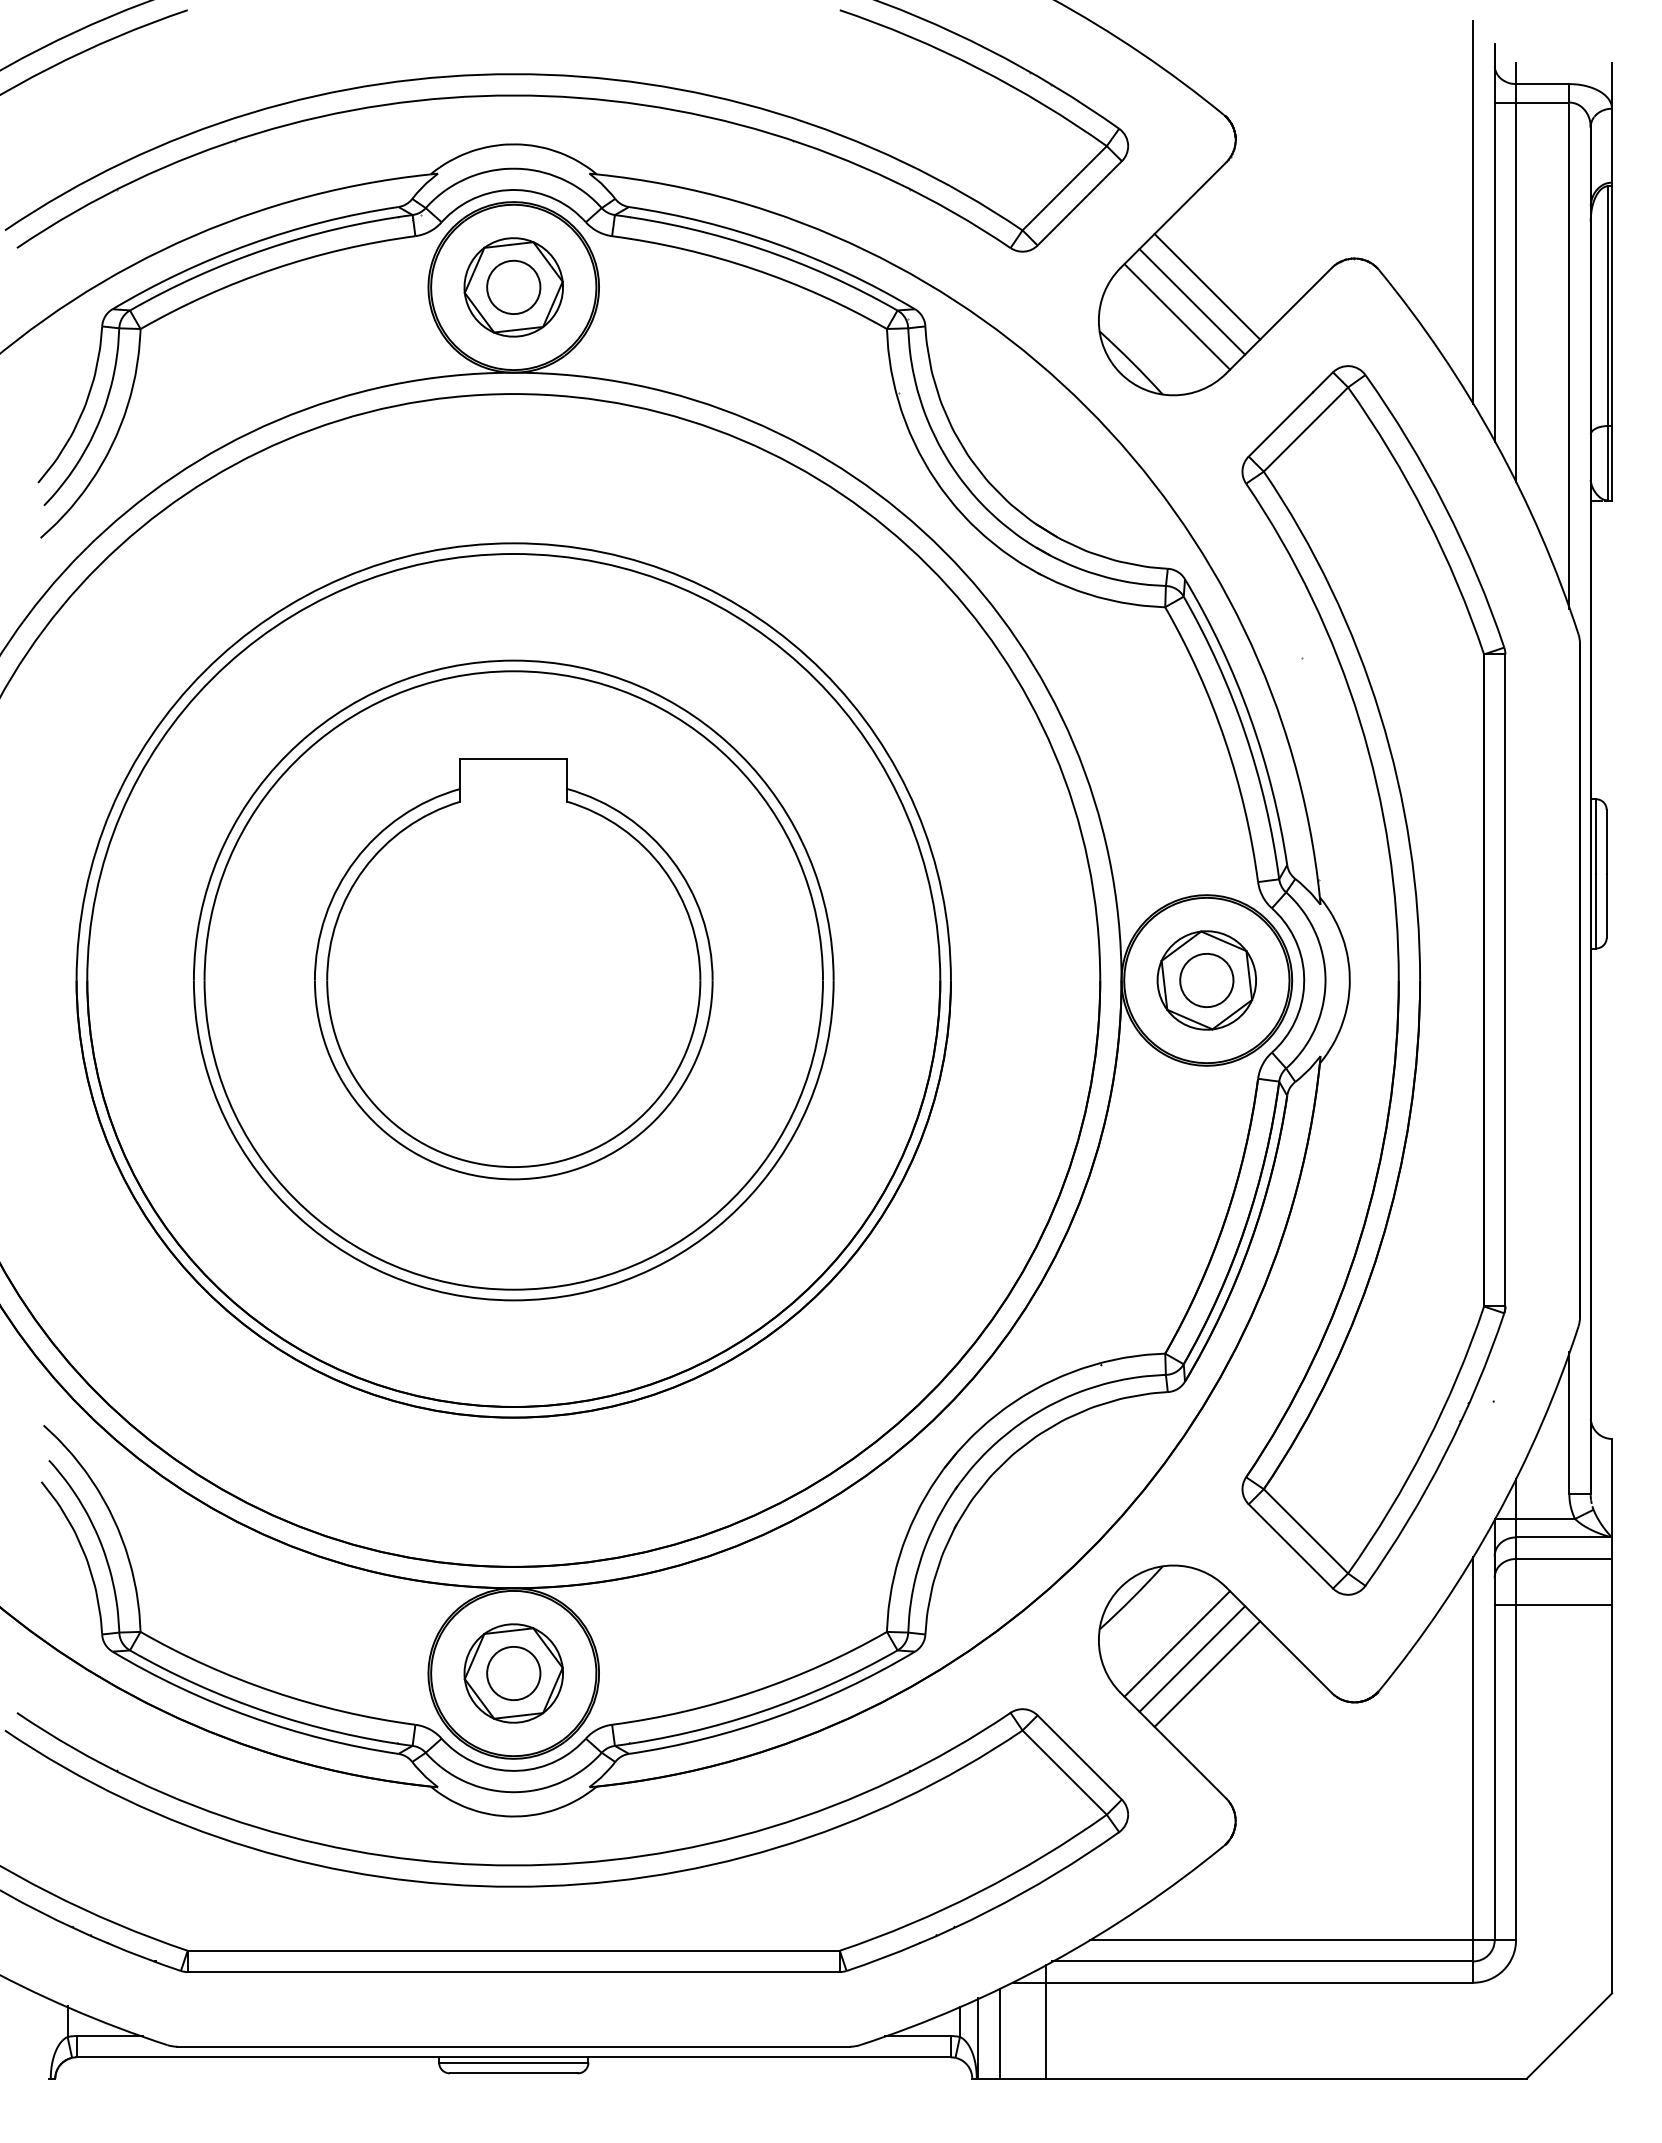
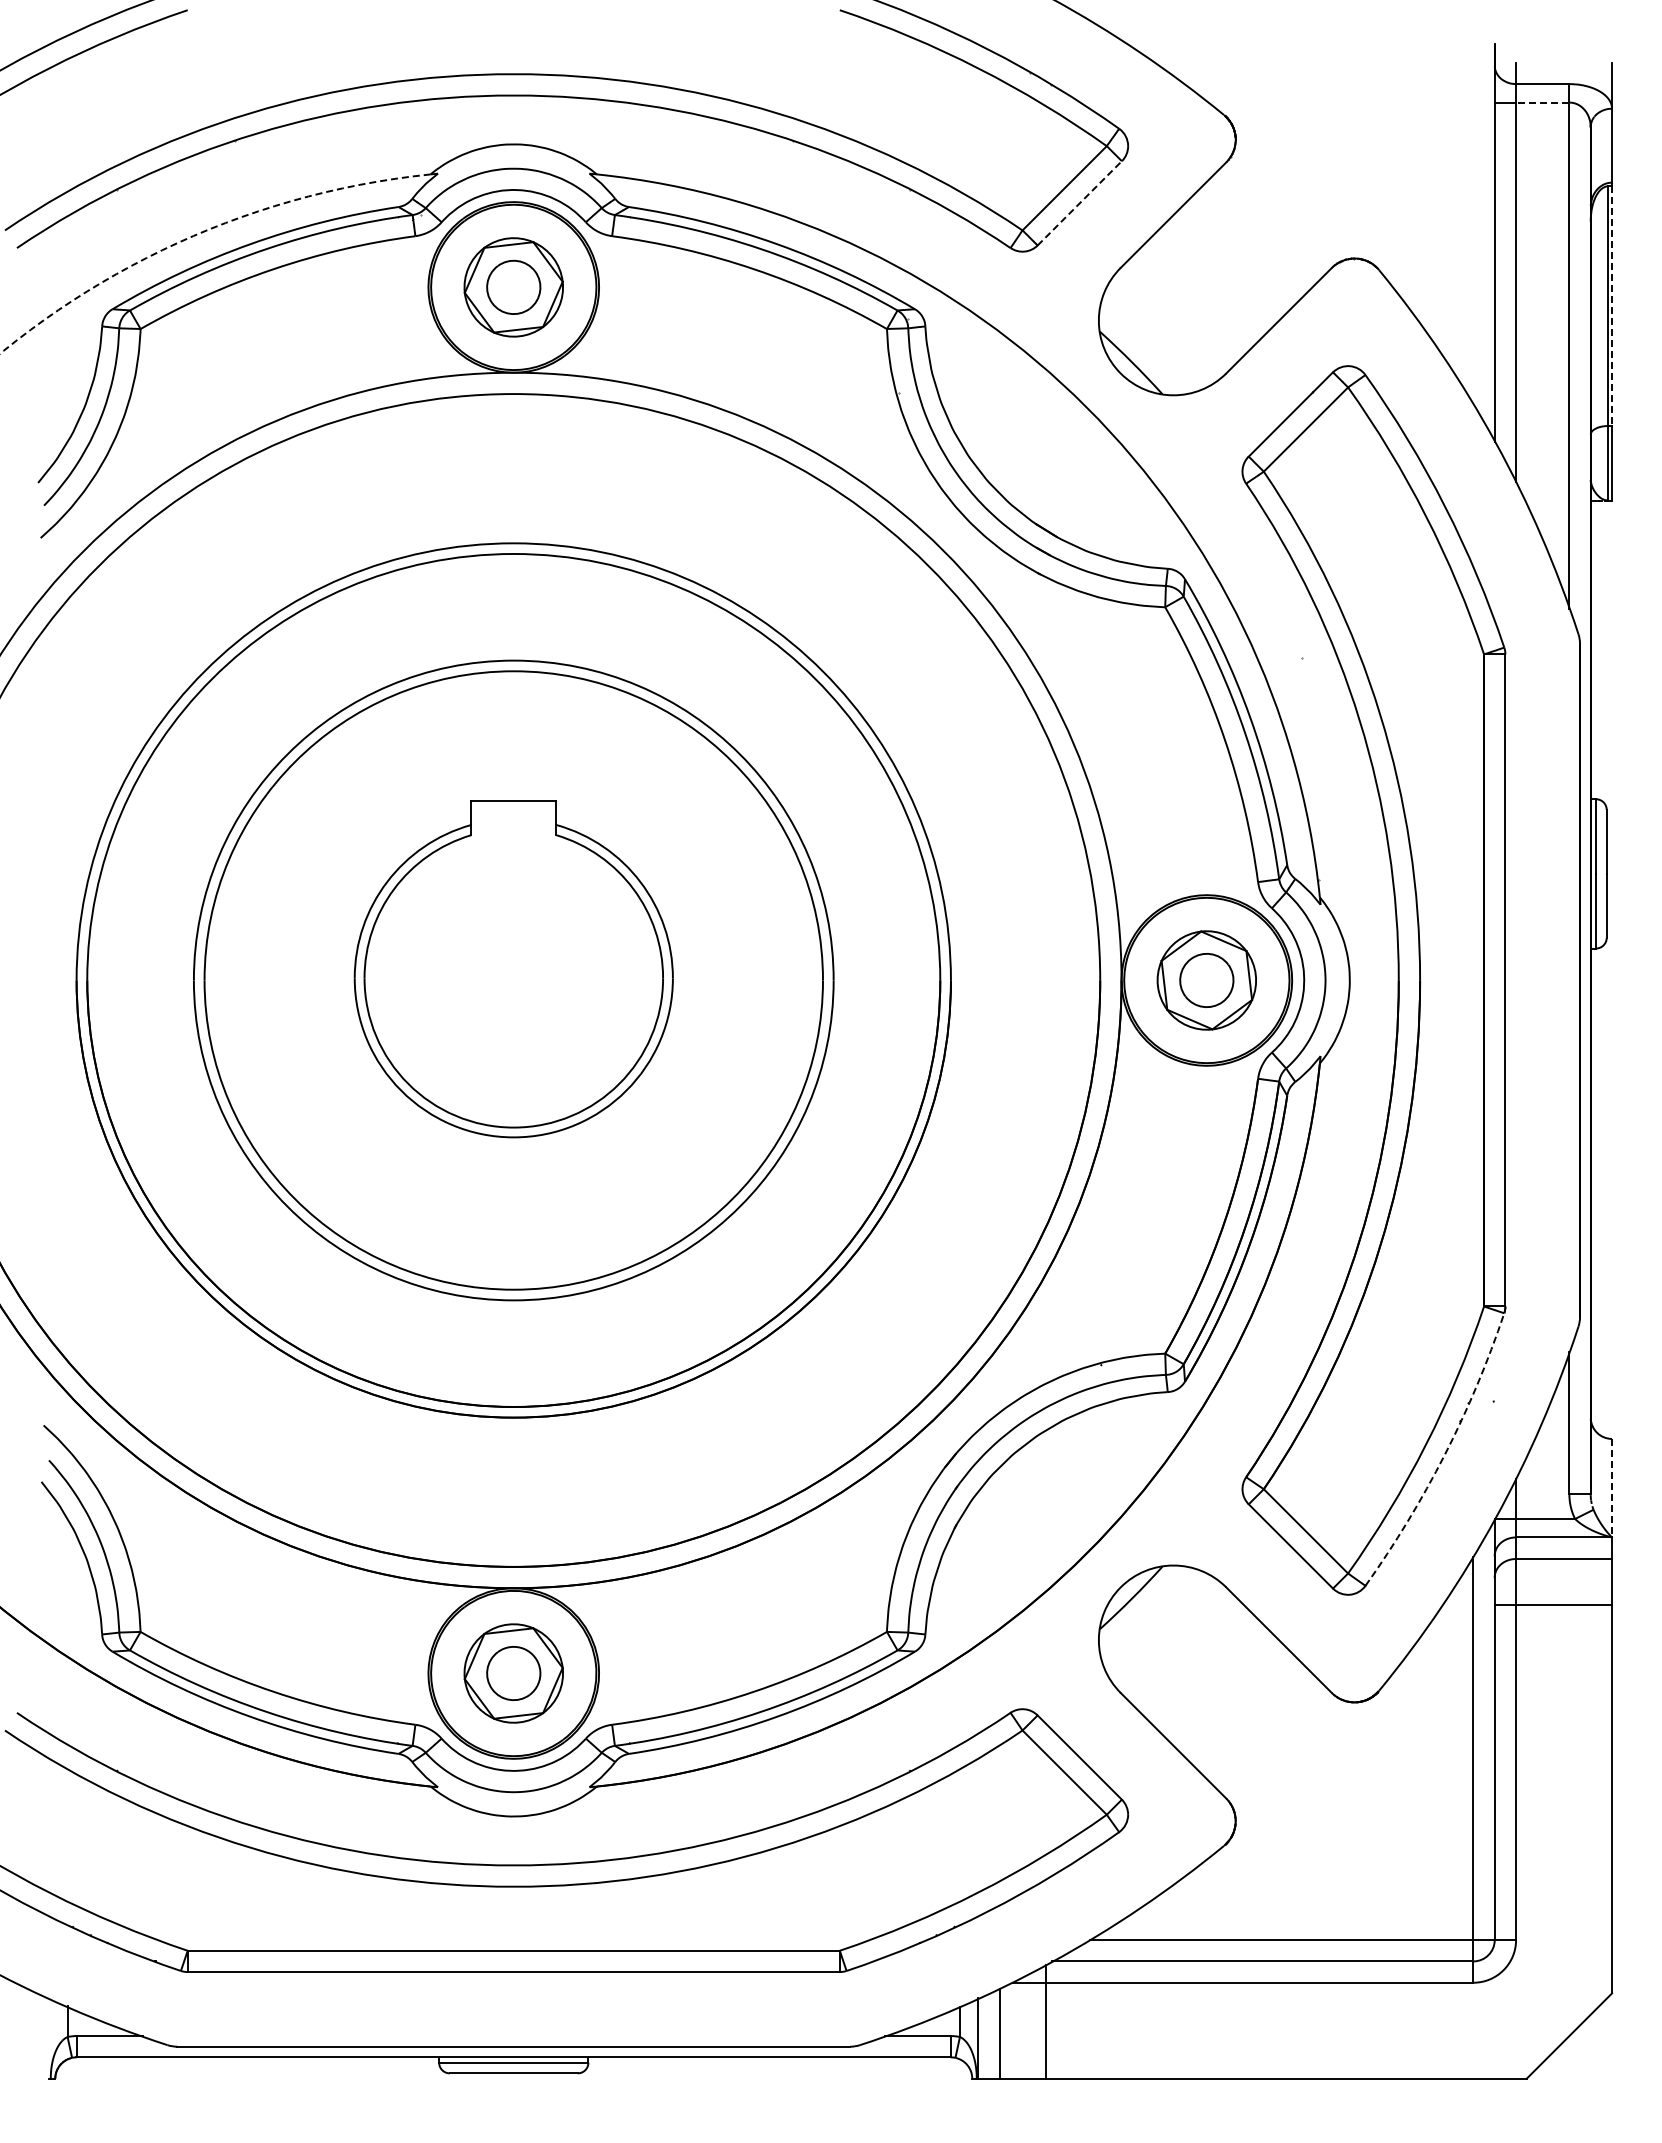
line: solid -> dashed (1542, 102)
line: solid -> dashed (1079, 203)
line: present -> none (1473, 211)
arc: solid -> dashed (198, 233)
line: present -> none (1207, 286)
line: present -> none (1192, 301)
line: solid -> dashed (1612, 306)
line: present -> none (1177, 316)
part size: 400x423 px -> 321x339 px (513, 969)
arc: solid -> dashed (1444, 1454)
line: solid -> dashed (1612, 1488)
line: present -> none (1177, 1643)
line: present -> none (1192, 1658)
line: present -> none (1207, 1673)
